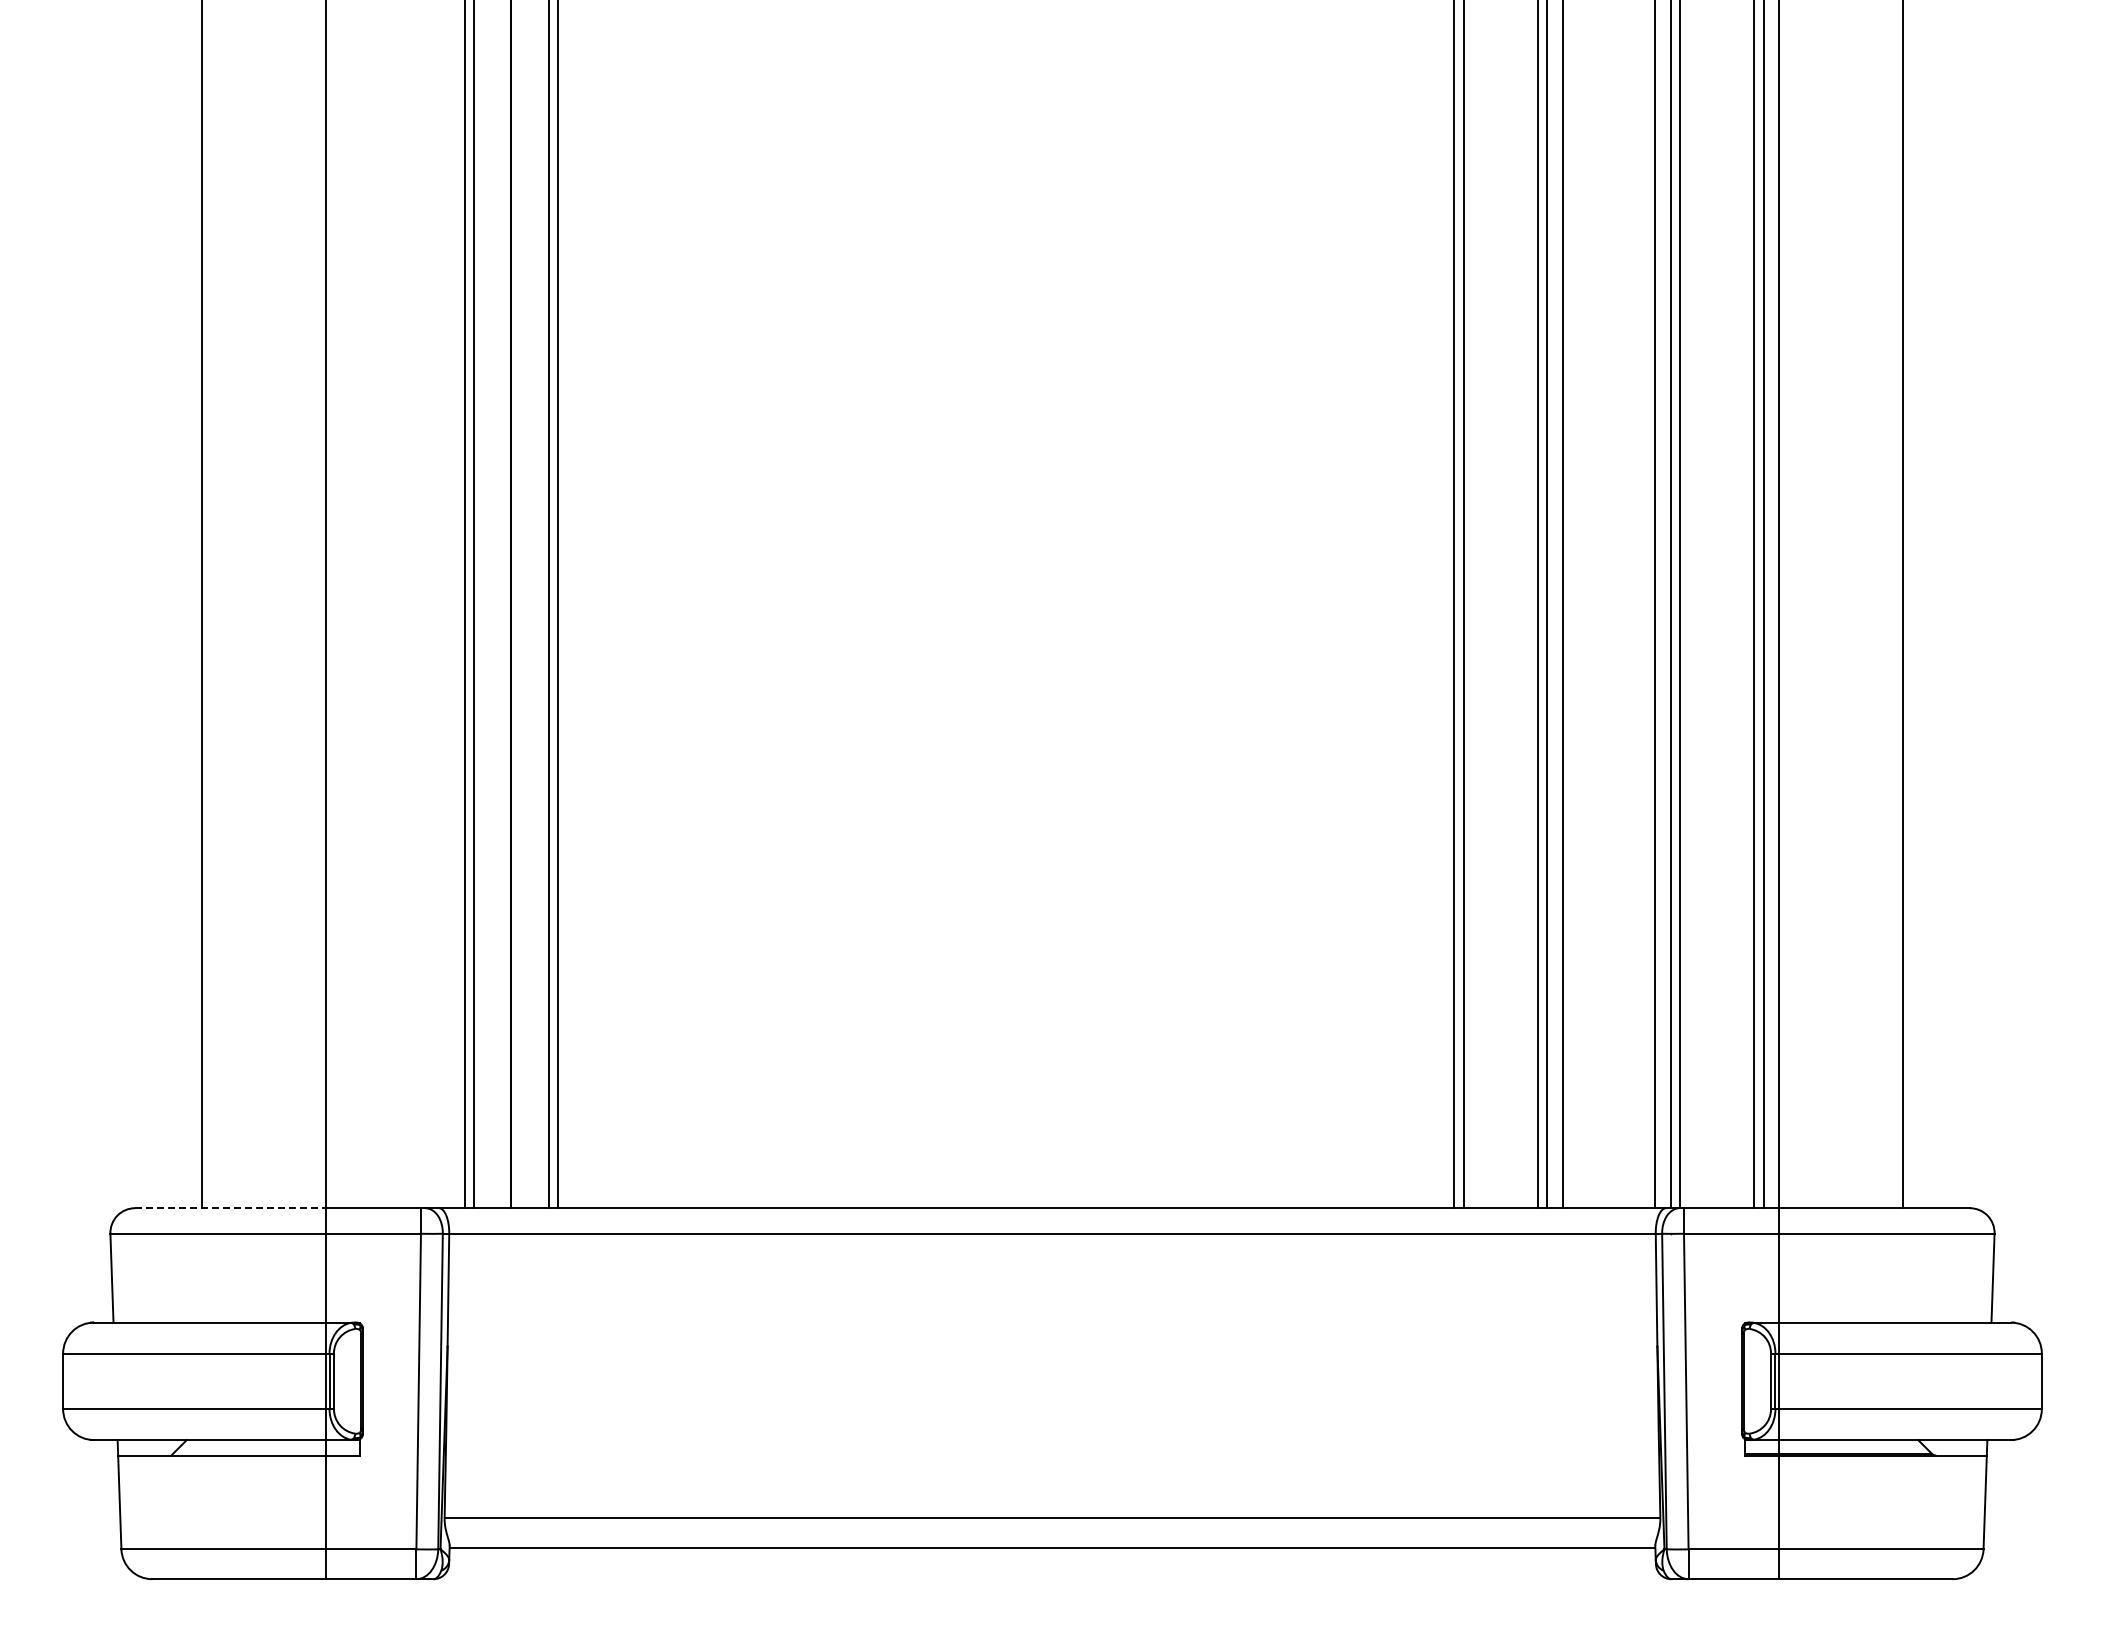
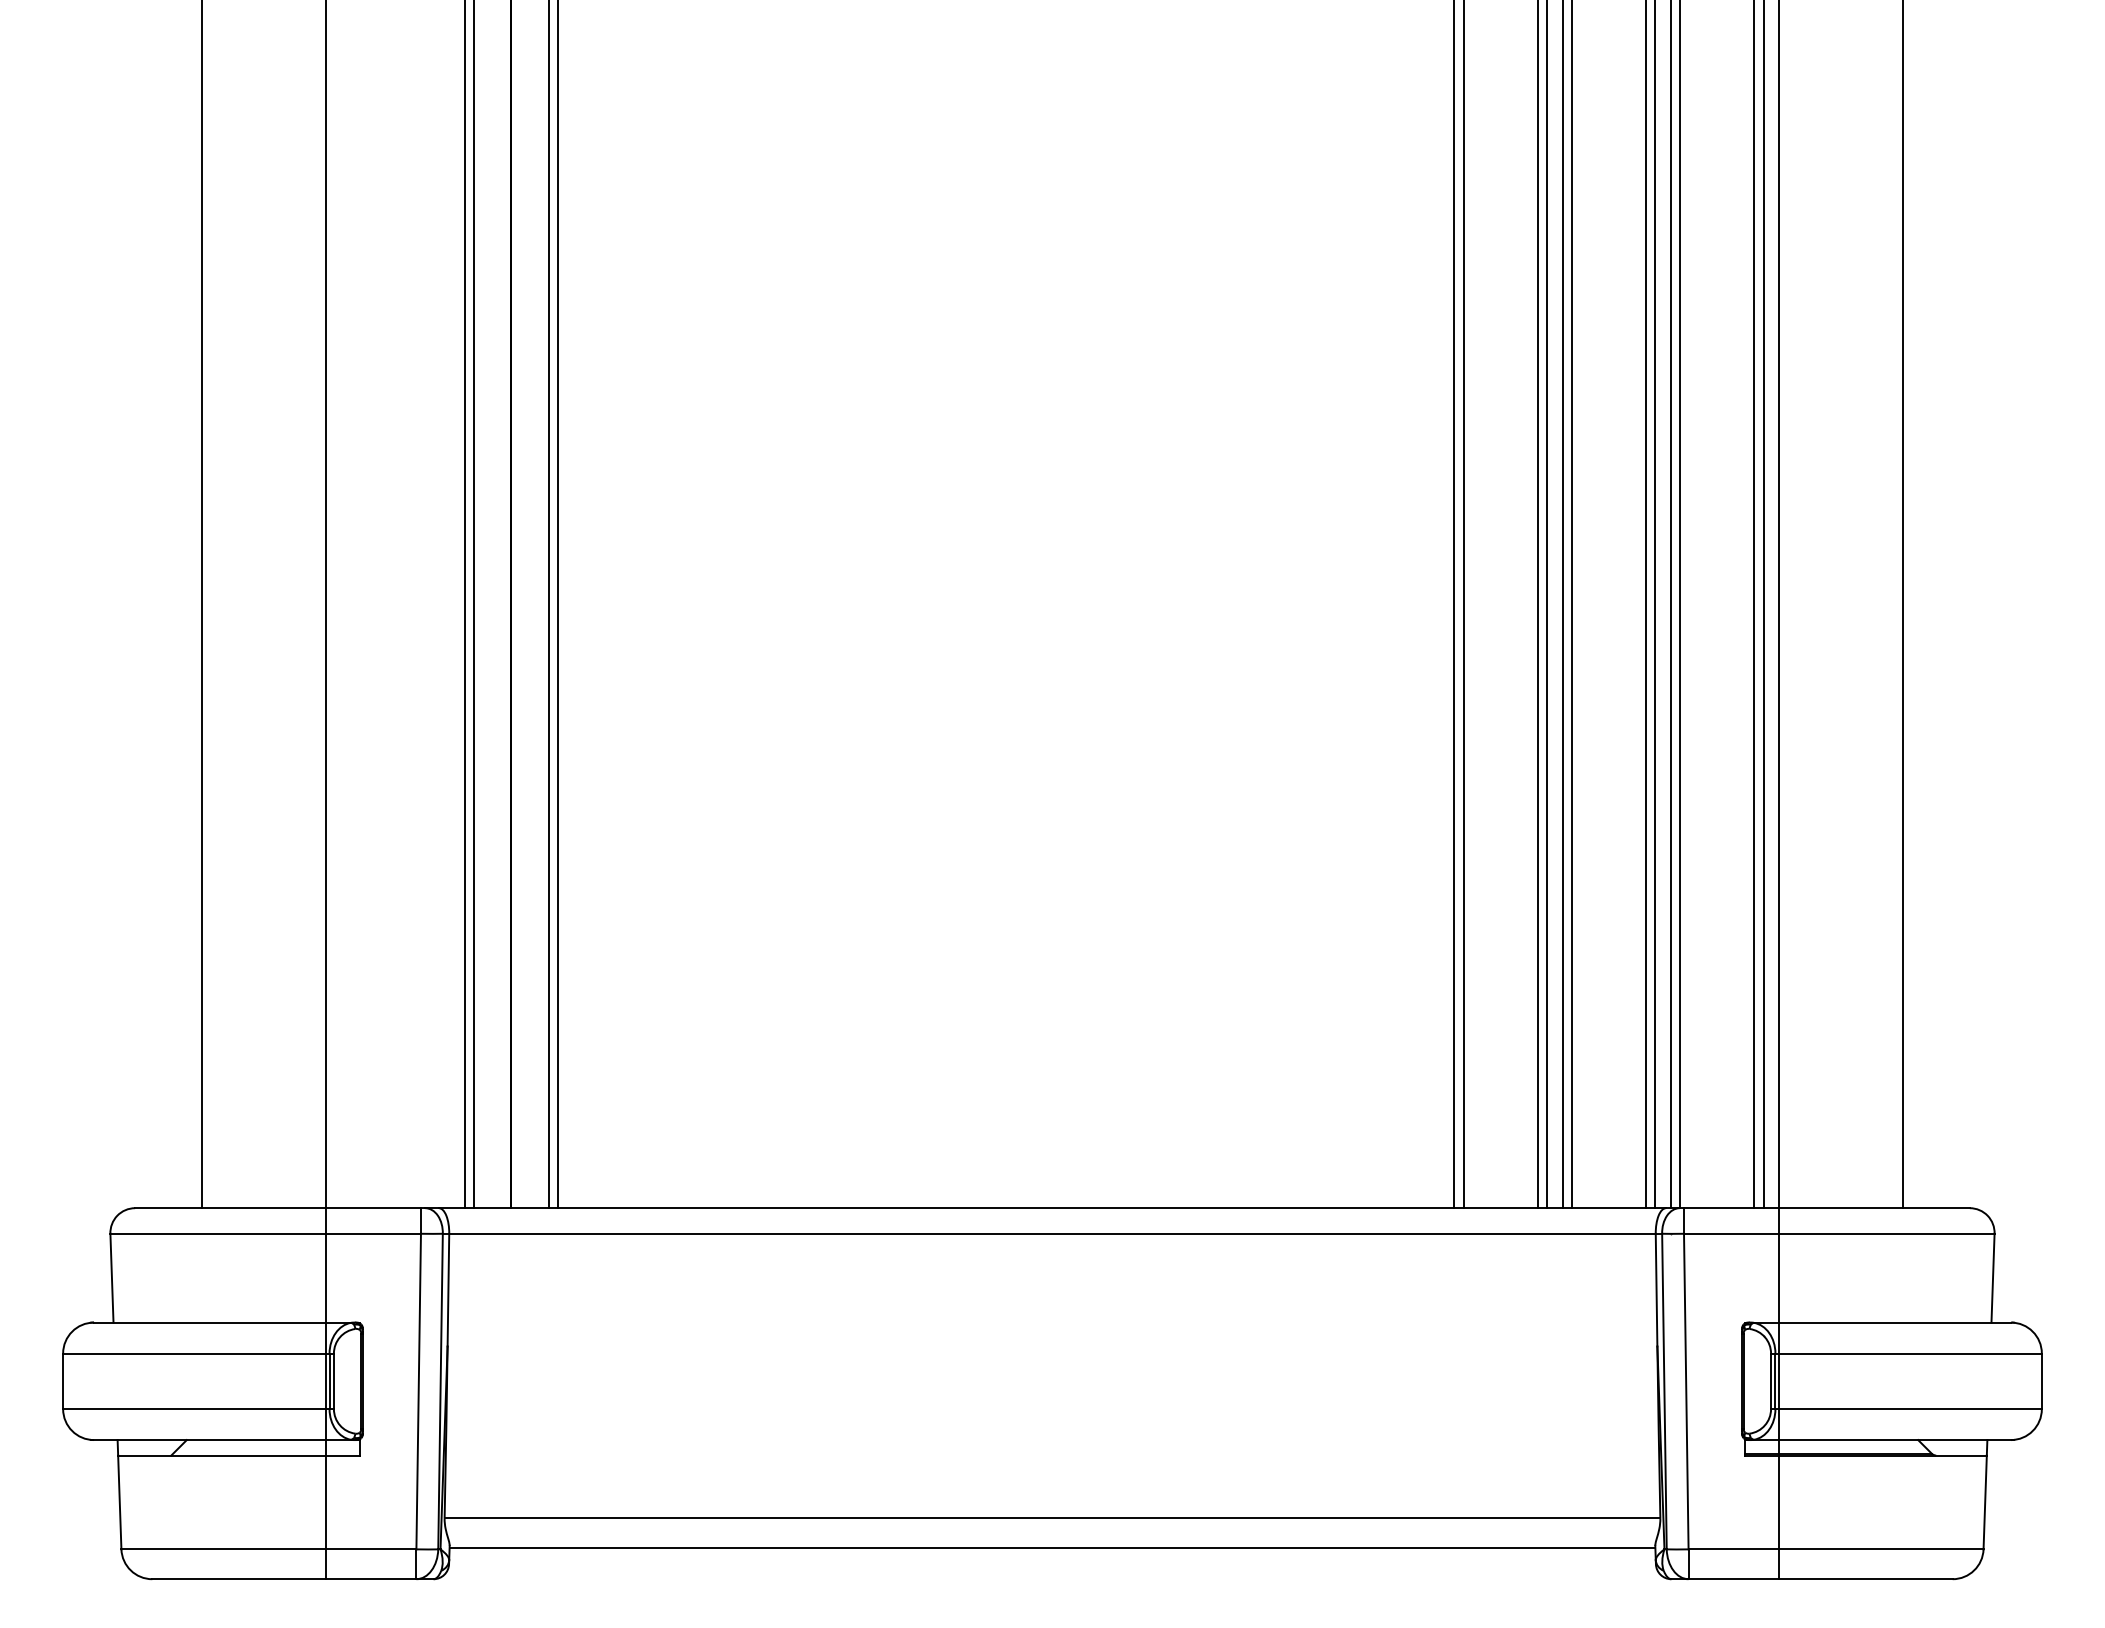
line: none -> present (1571, 605)
line: none -> present (1646, 605)
line: dashed -> solid (231, 1208)
